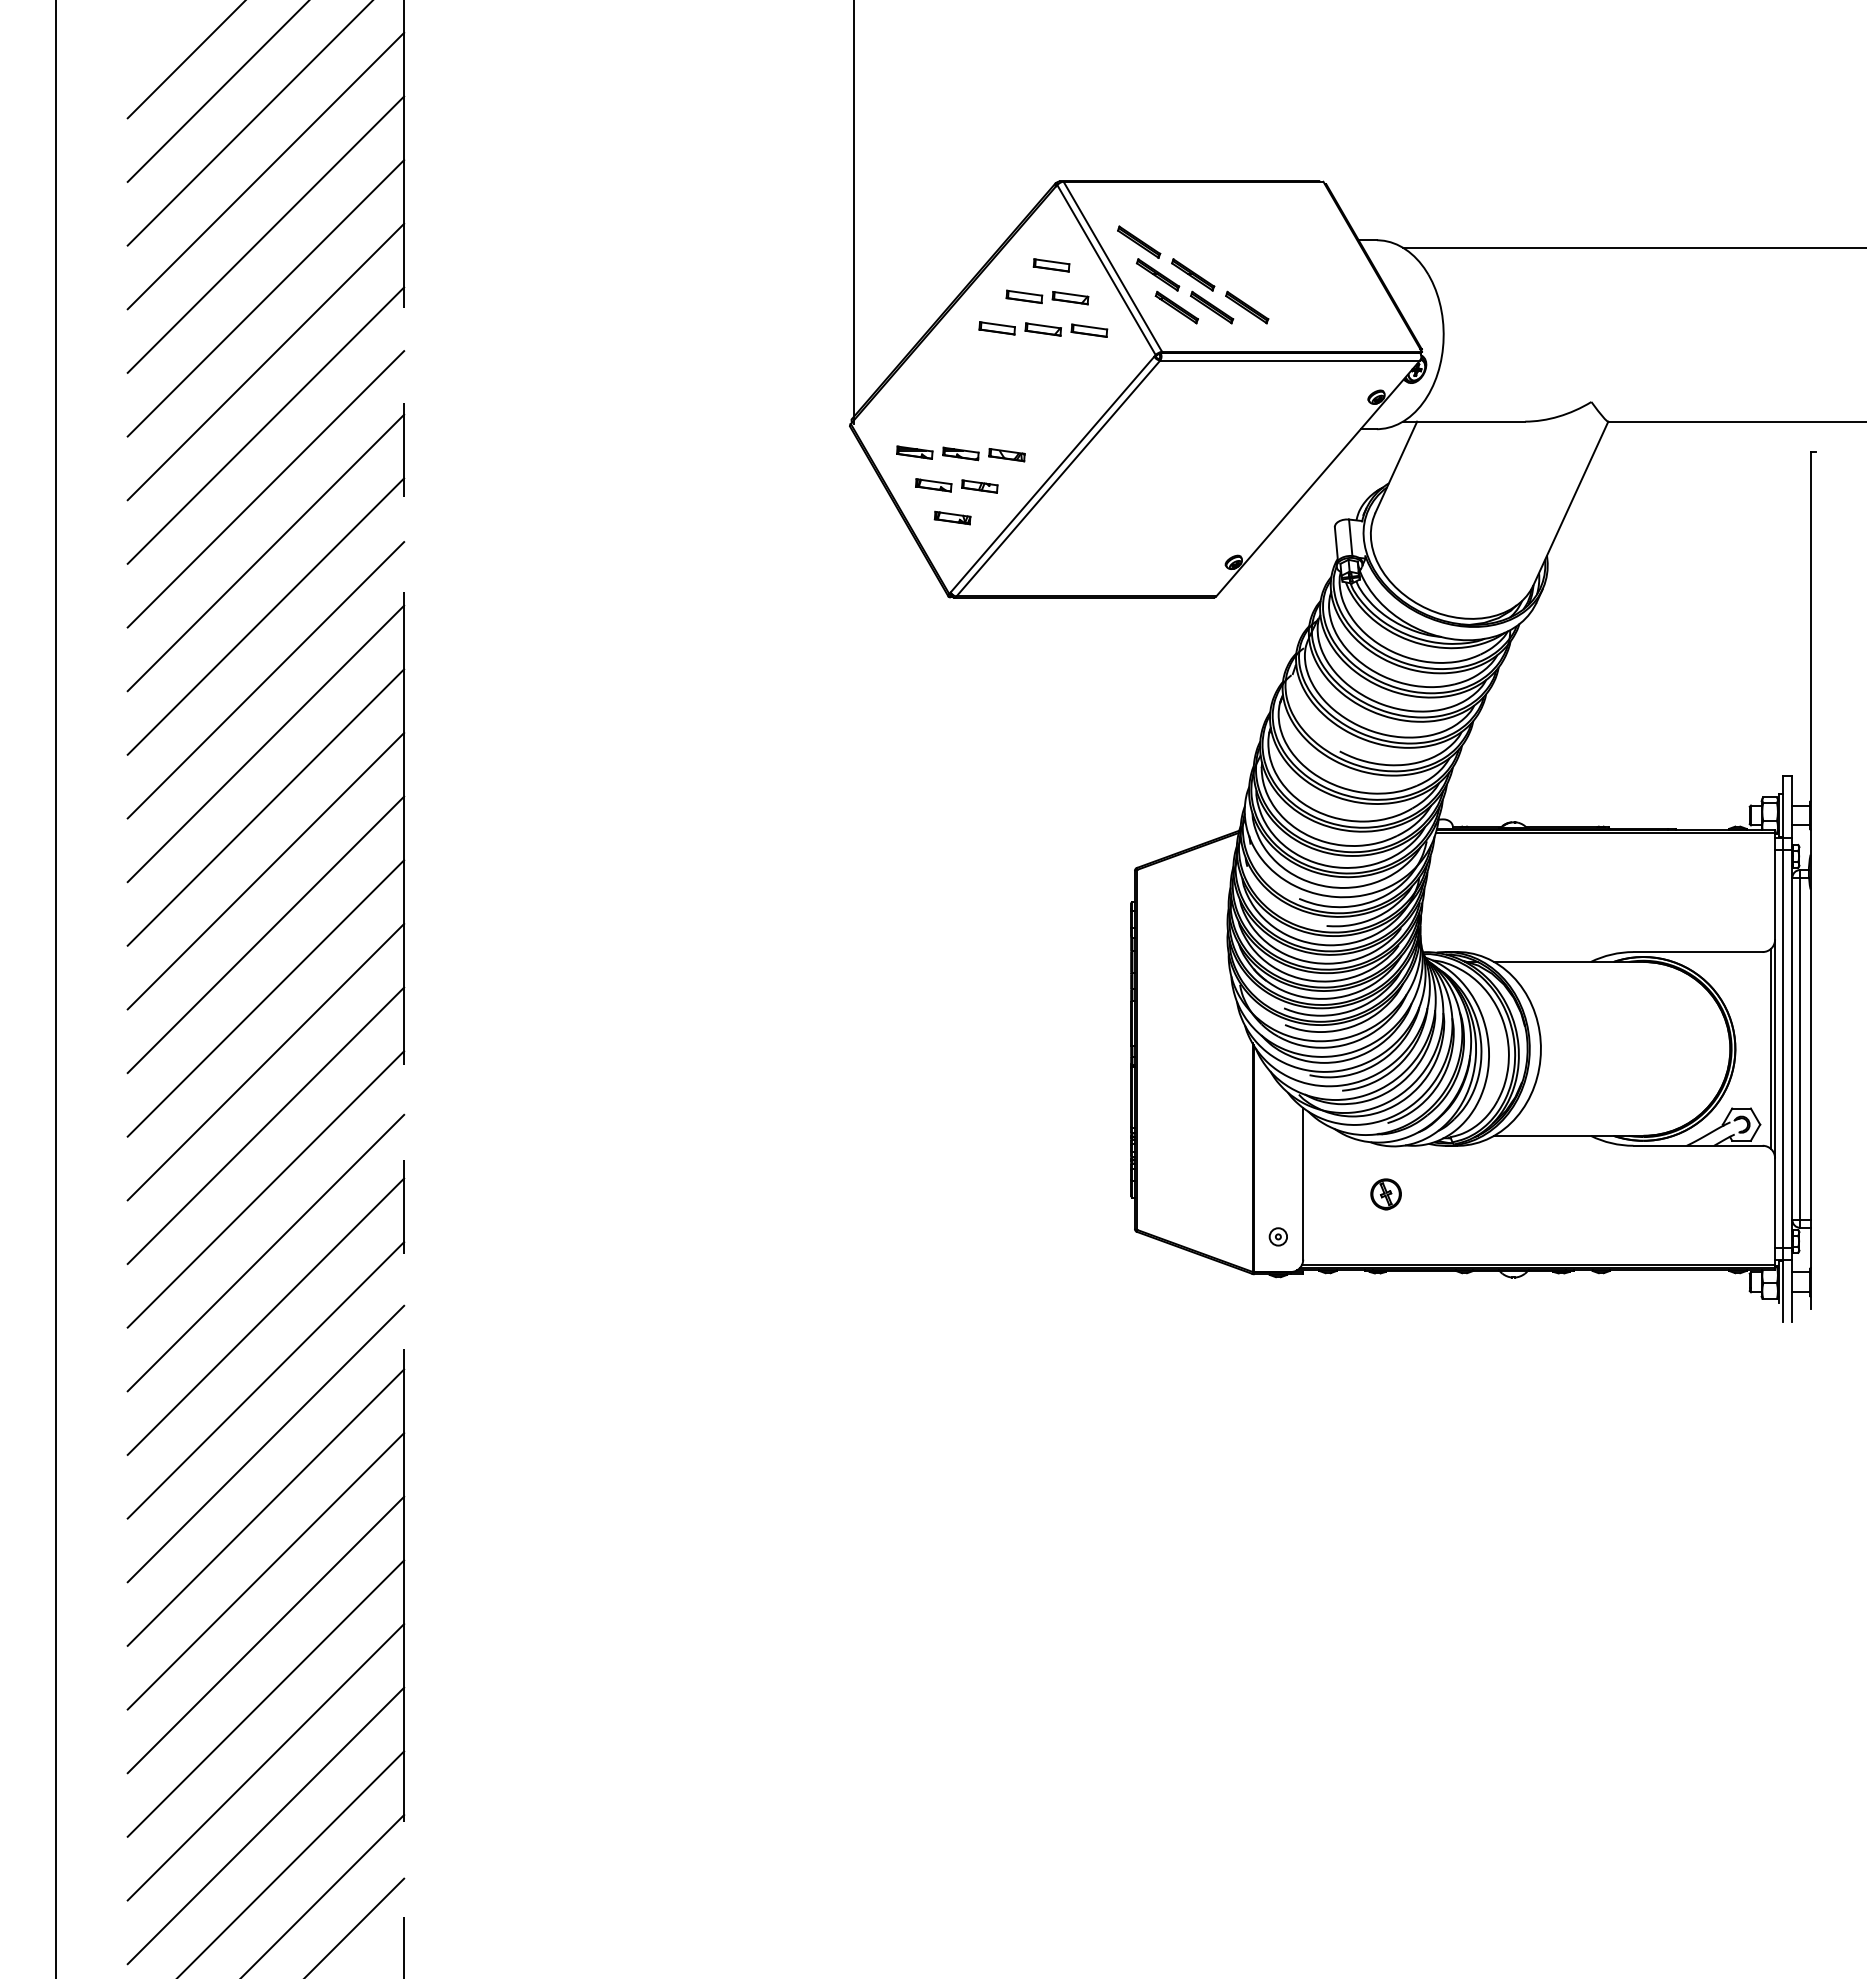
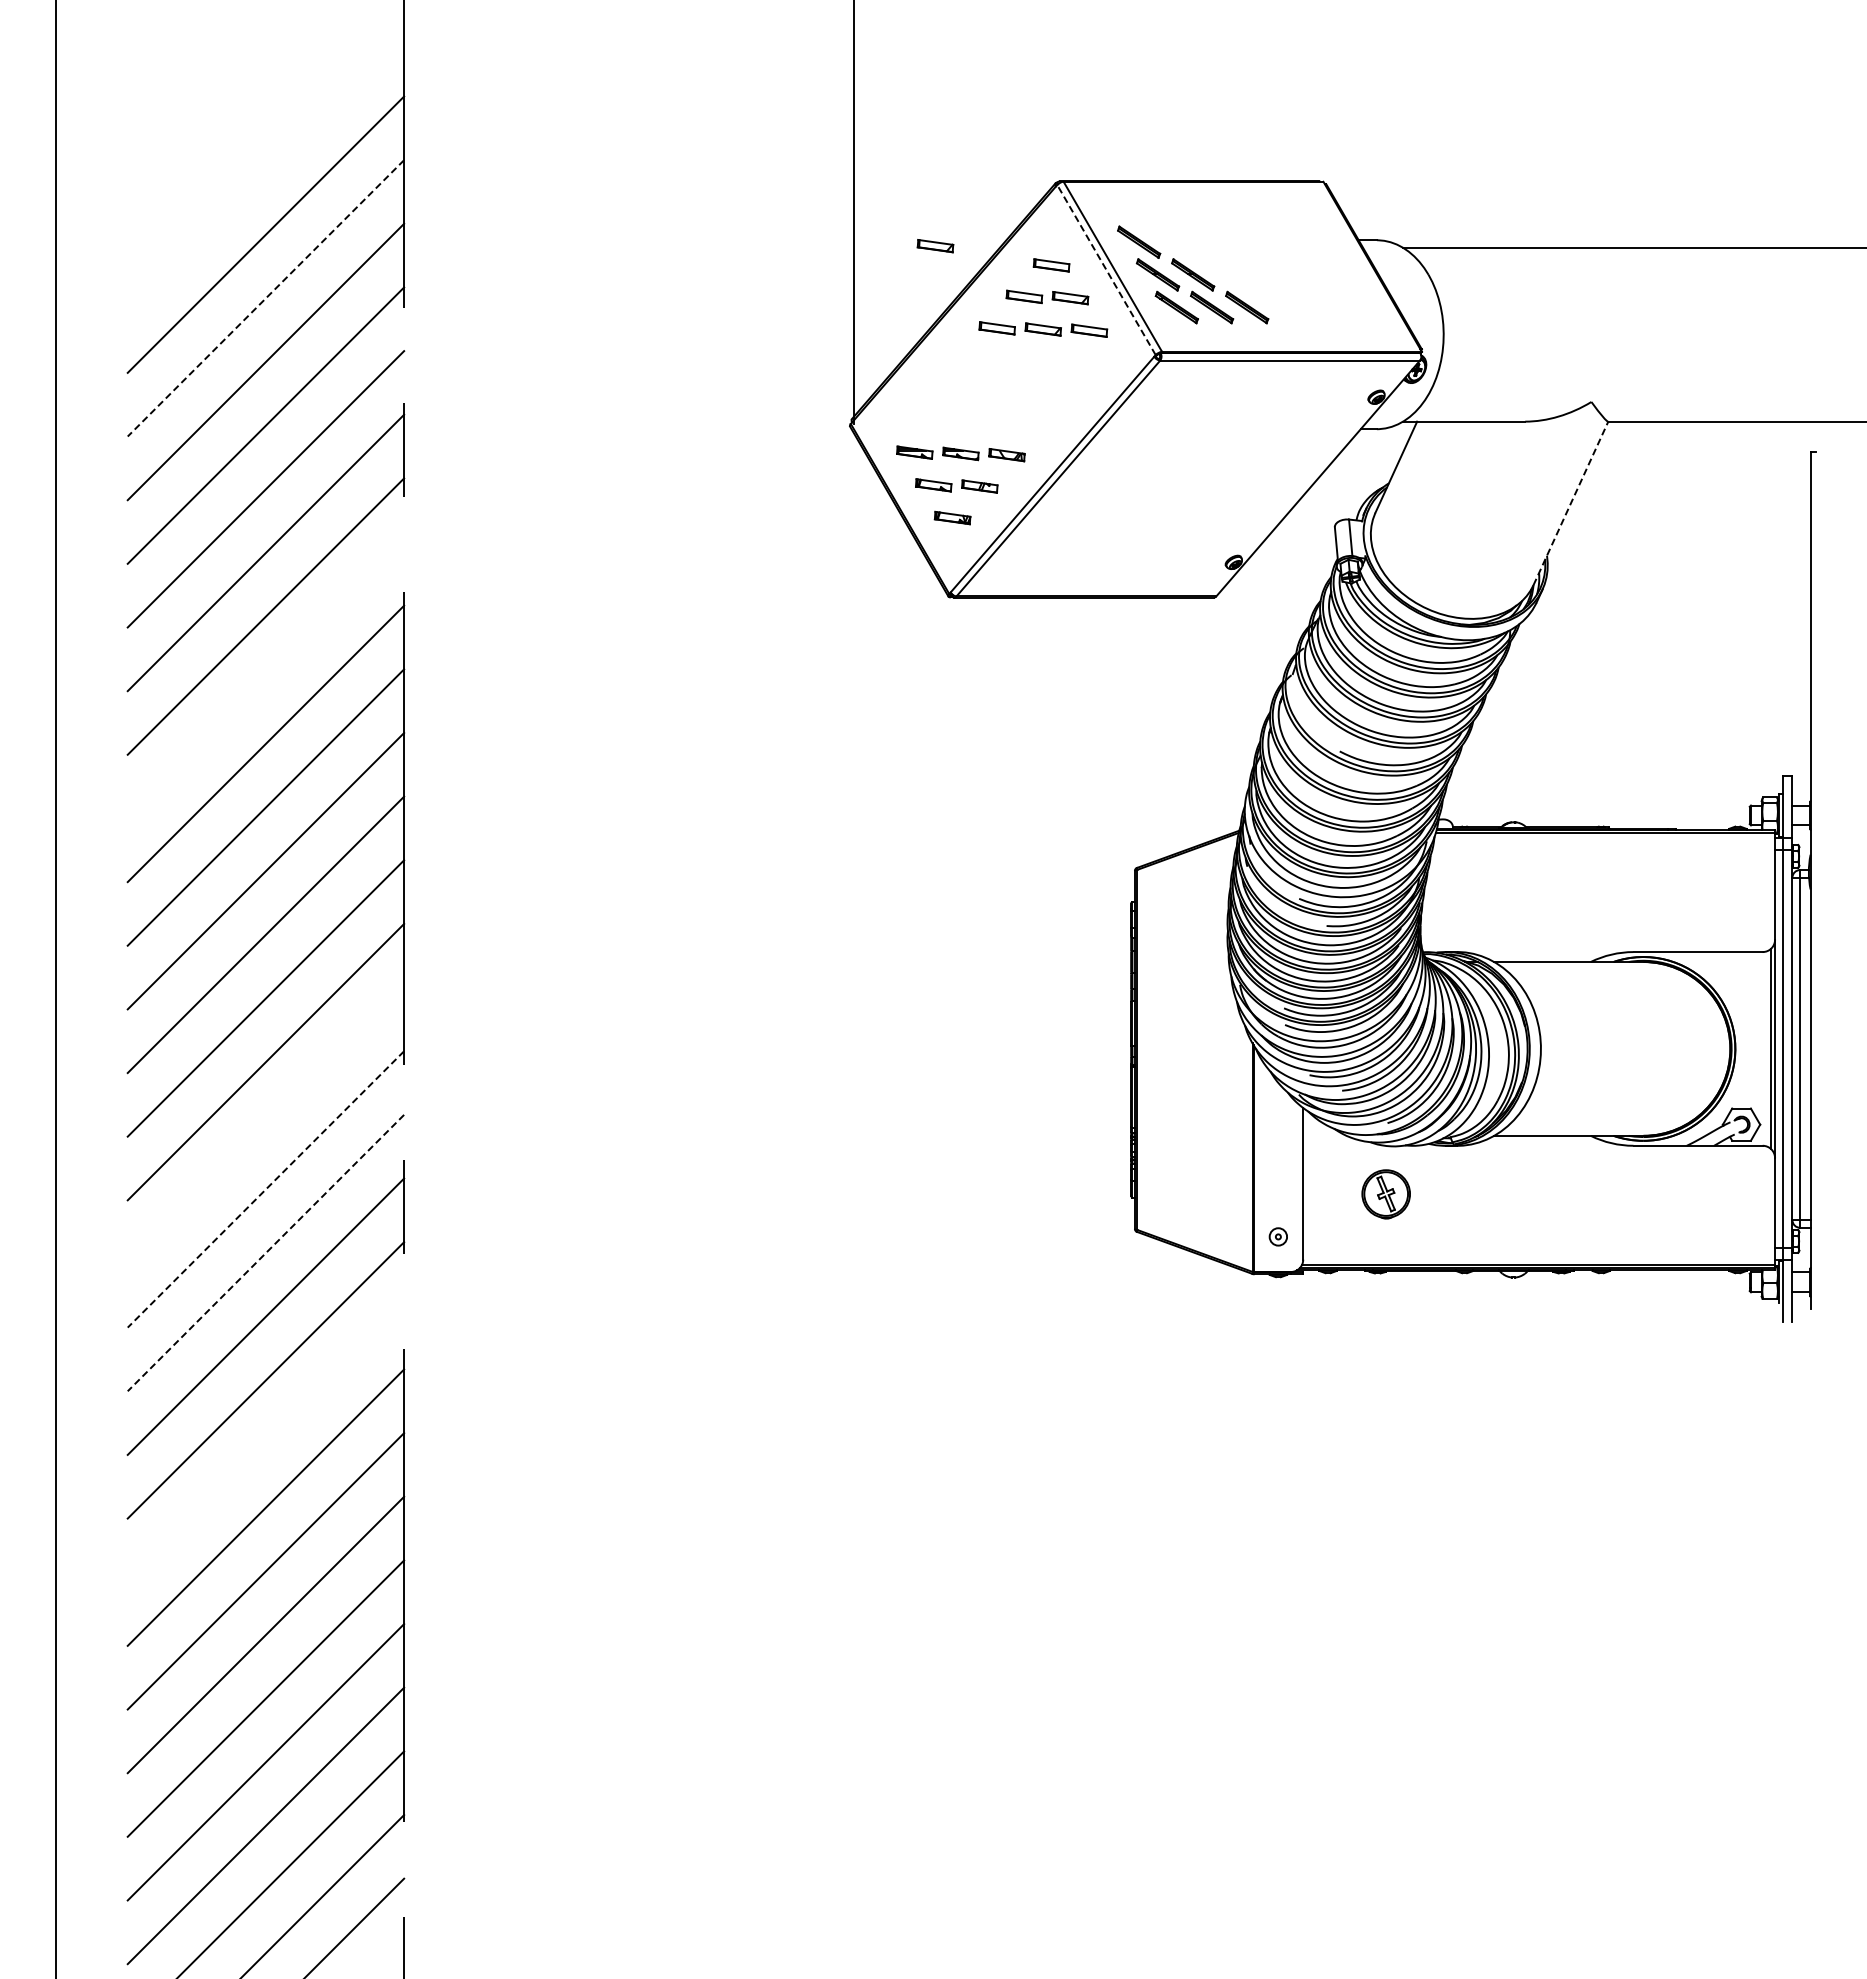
line: present -> none (185, 60)
line: present -> none (217, 91)
line: present -> none (248, 123)
line: present -> none (265, 170)
part: none -> present (935, 246)
line: solid -> dashed (1106, 269)
line: solid -> dashed (265, 298)
line: solid -> dashed (1570, 503)
line: present -> none (265, 680)
line: present -> none (265, 1125)
line: solid -> dashed (265, 1189)
part size: 32x33 px -> 50x51 px (1385, 1194)
line: solid -> dashed (265, 1253)
line: present -> none (265, 1443)
